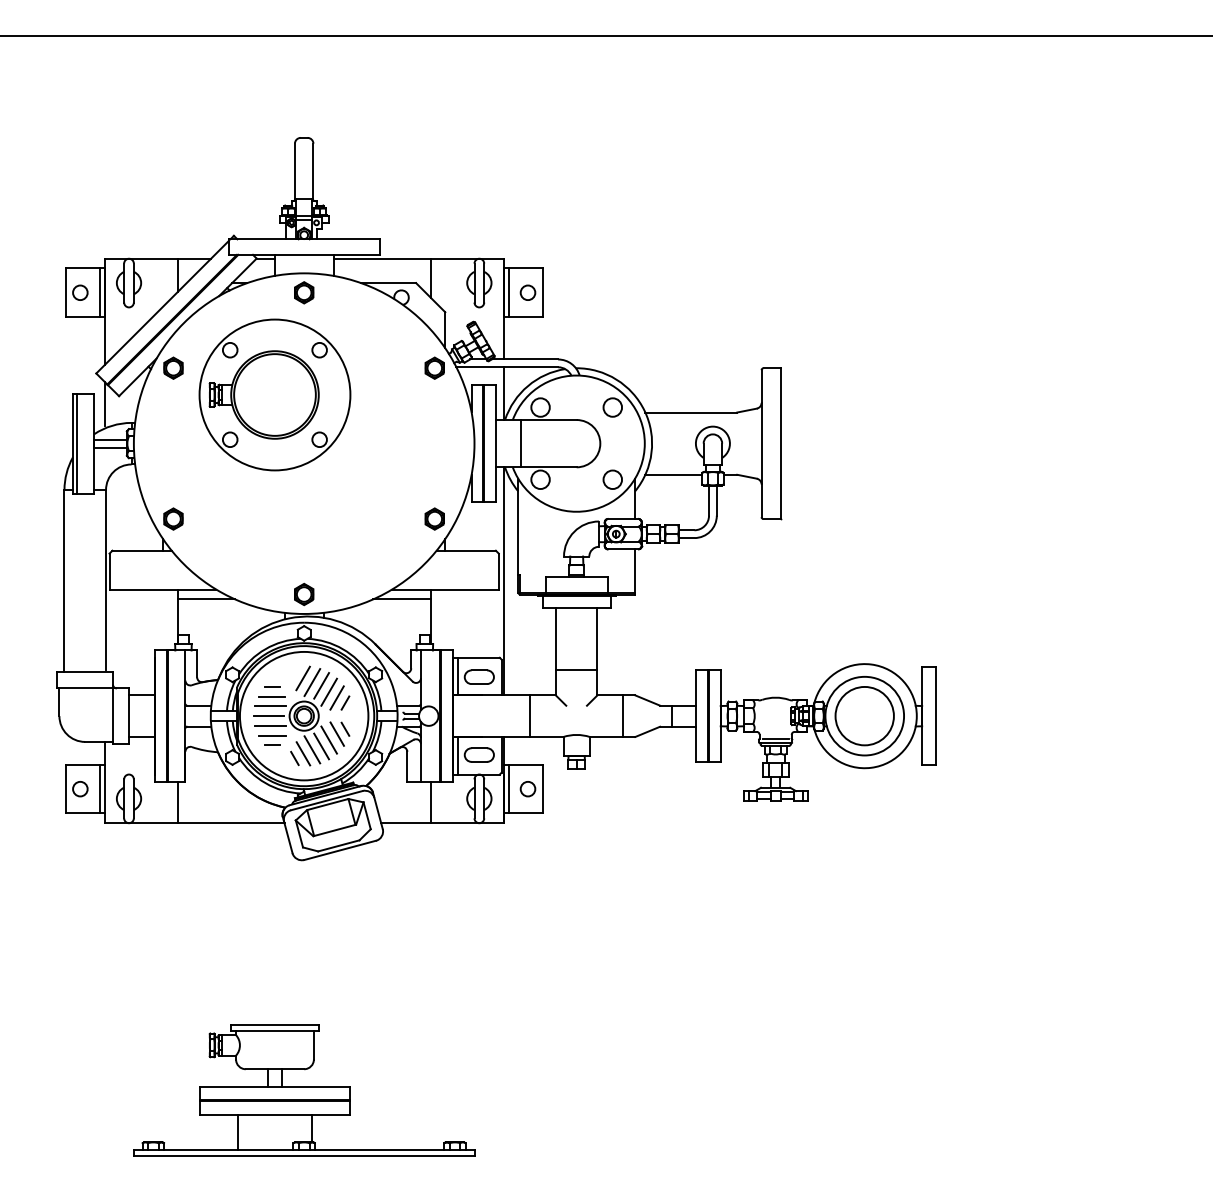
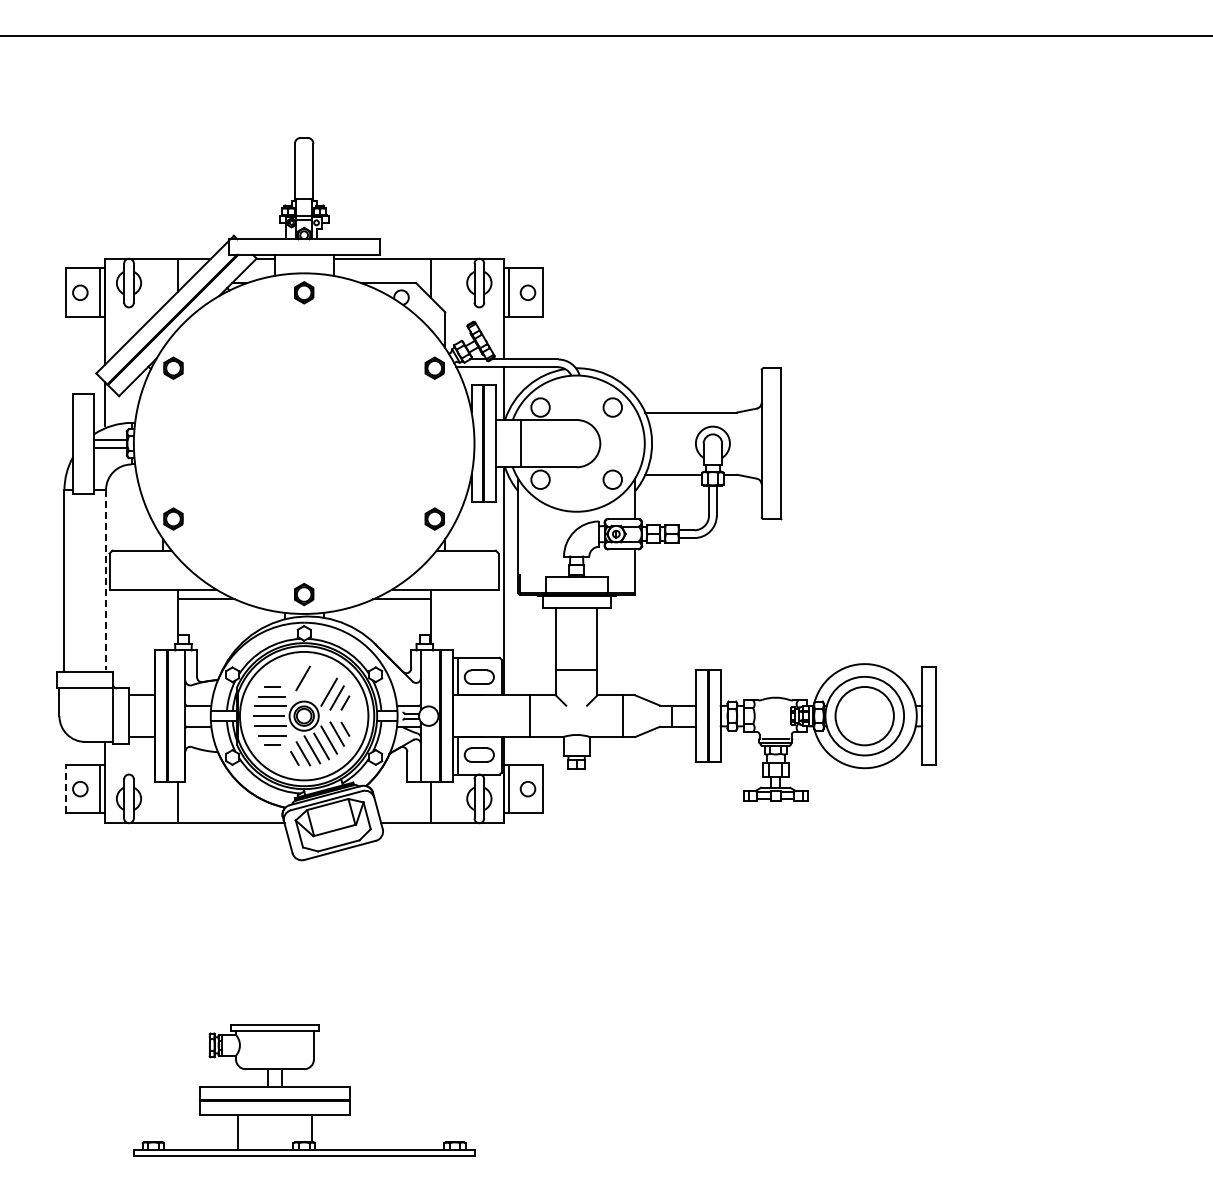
part: present -> none (274, 394)
line: present -> none (76, 443)
line: solid -> dashed (105, 579)
line: present -> none (312, 682)
line: present -> none (321, 685)
line: solid -> dashed (65, 788)
